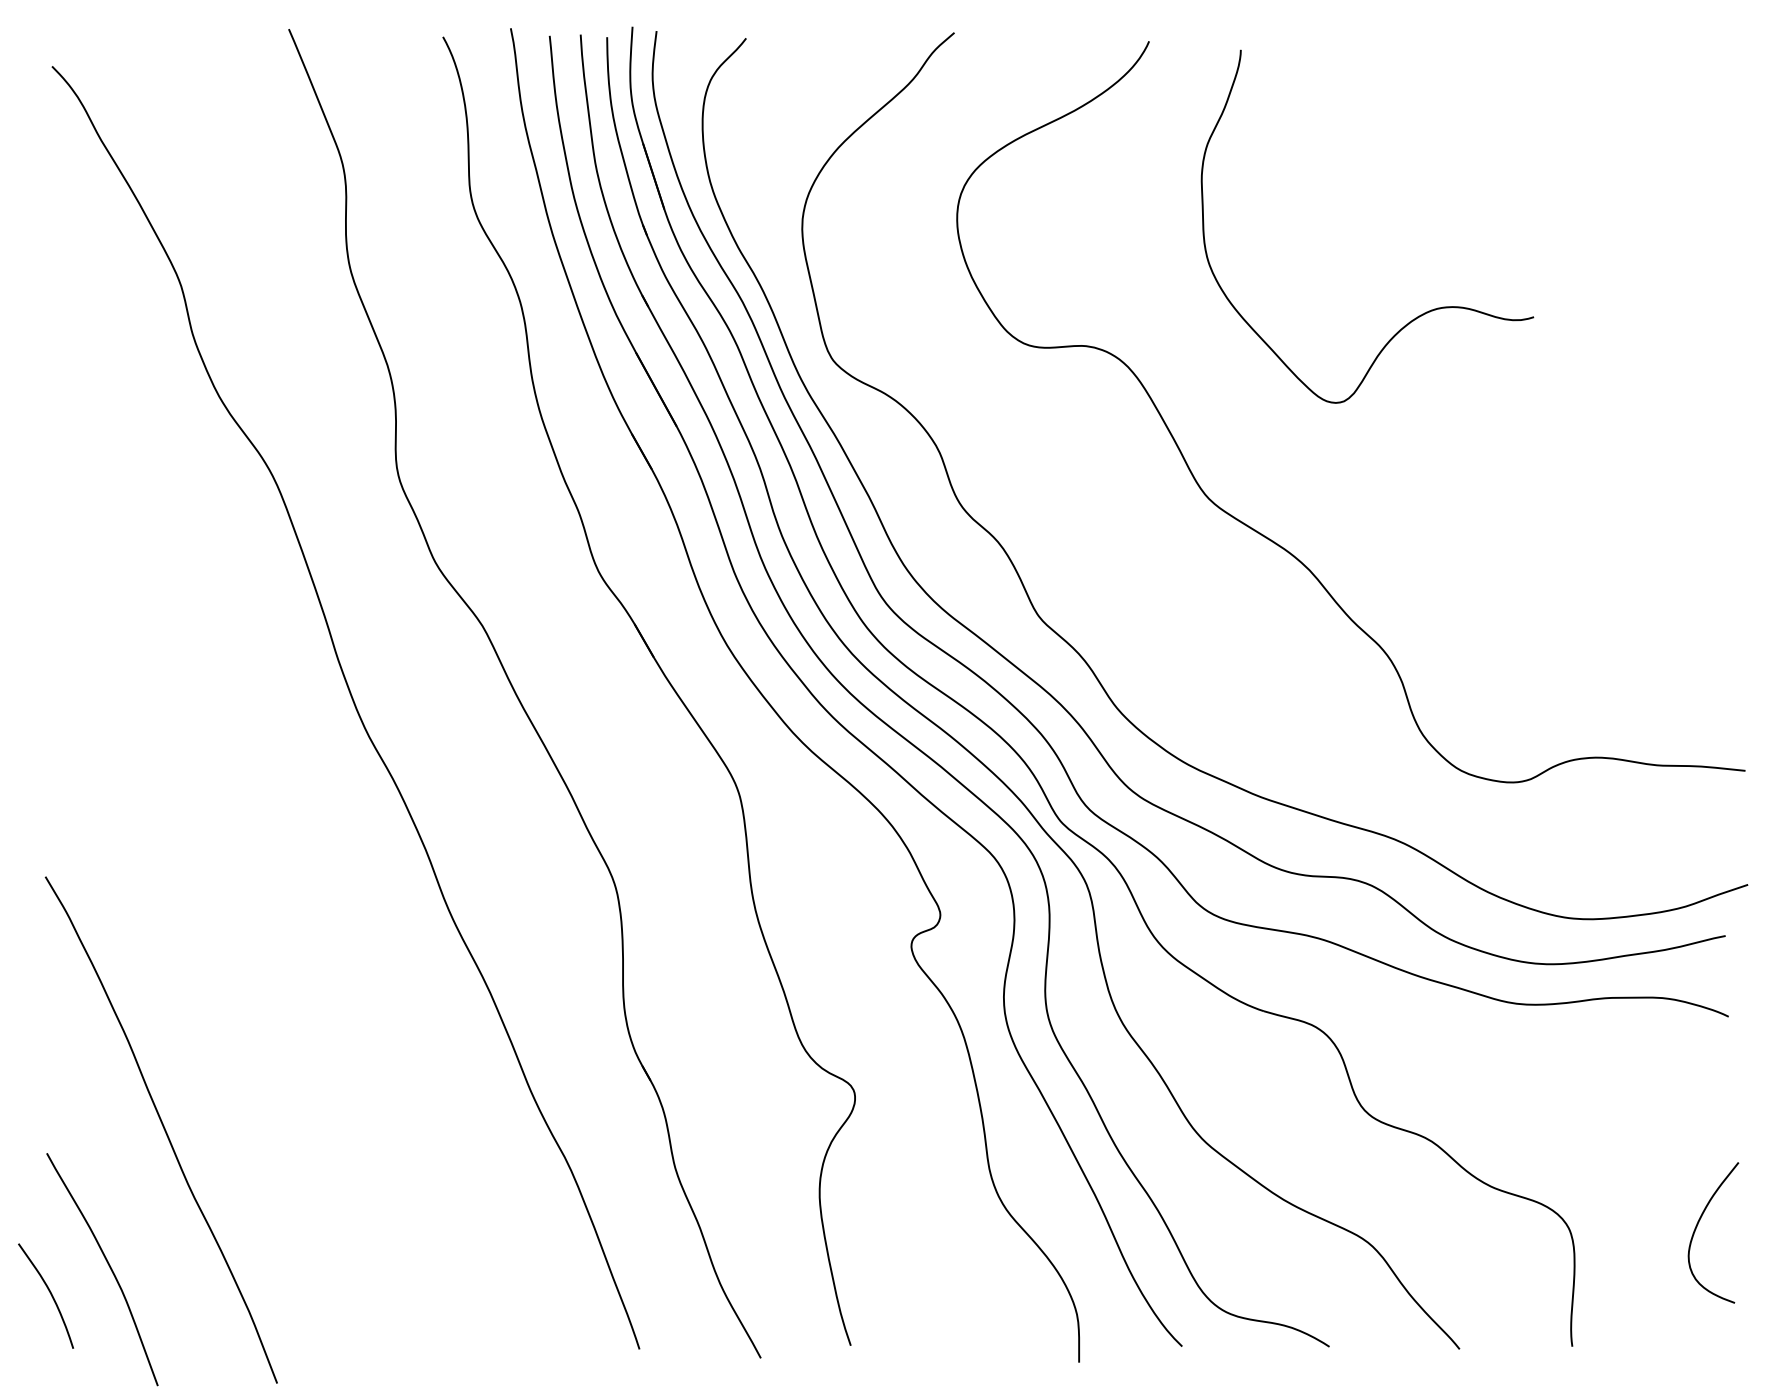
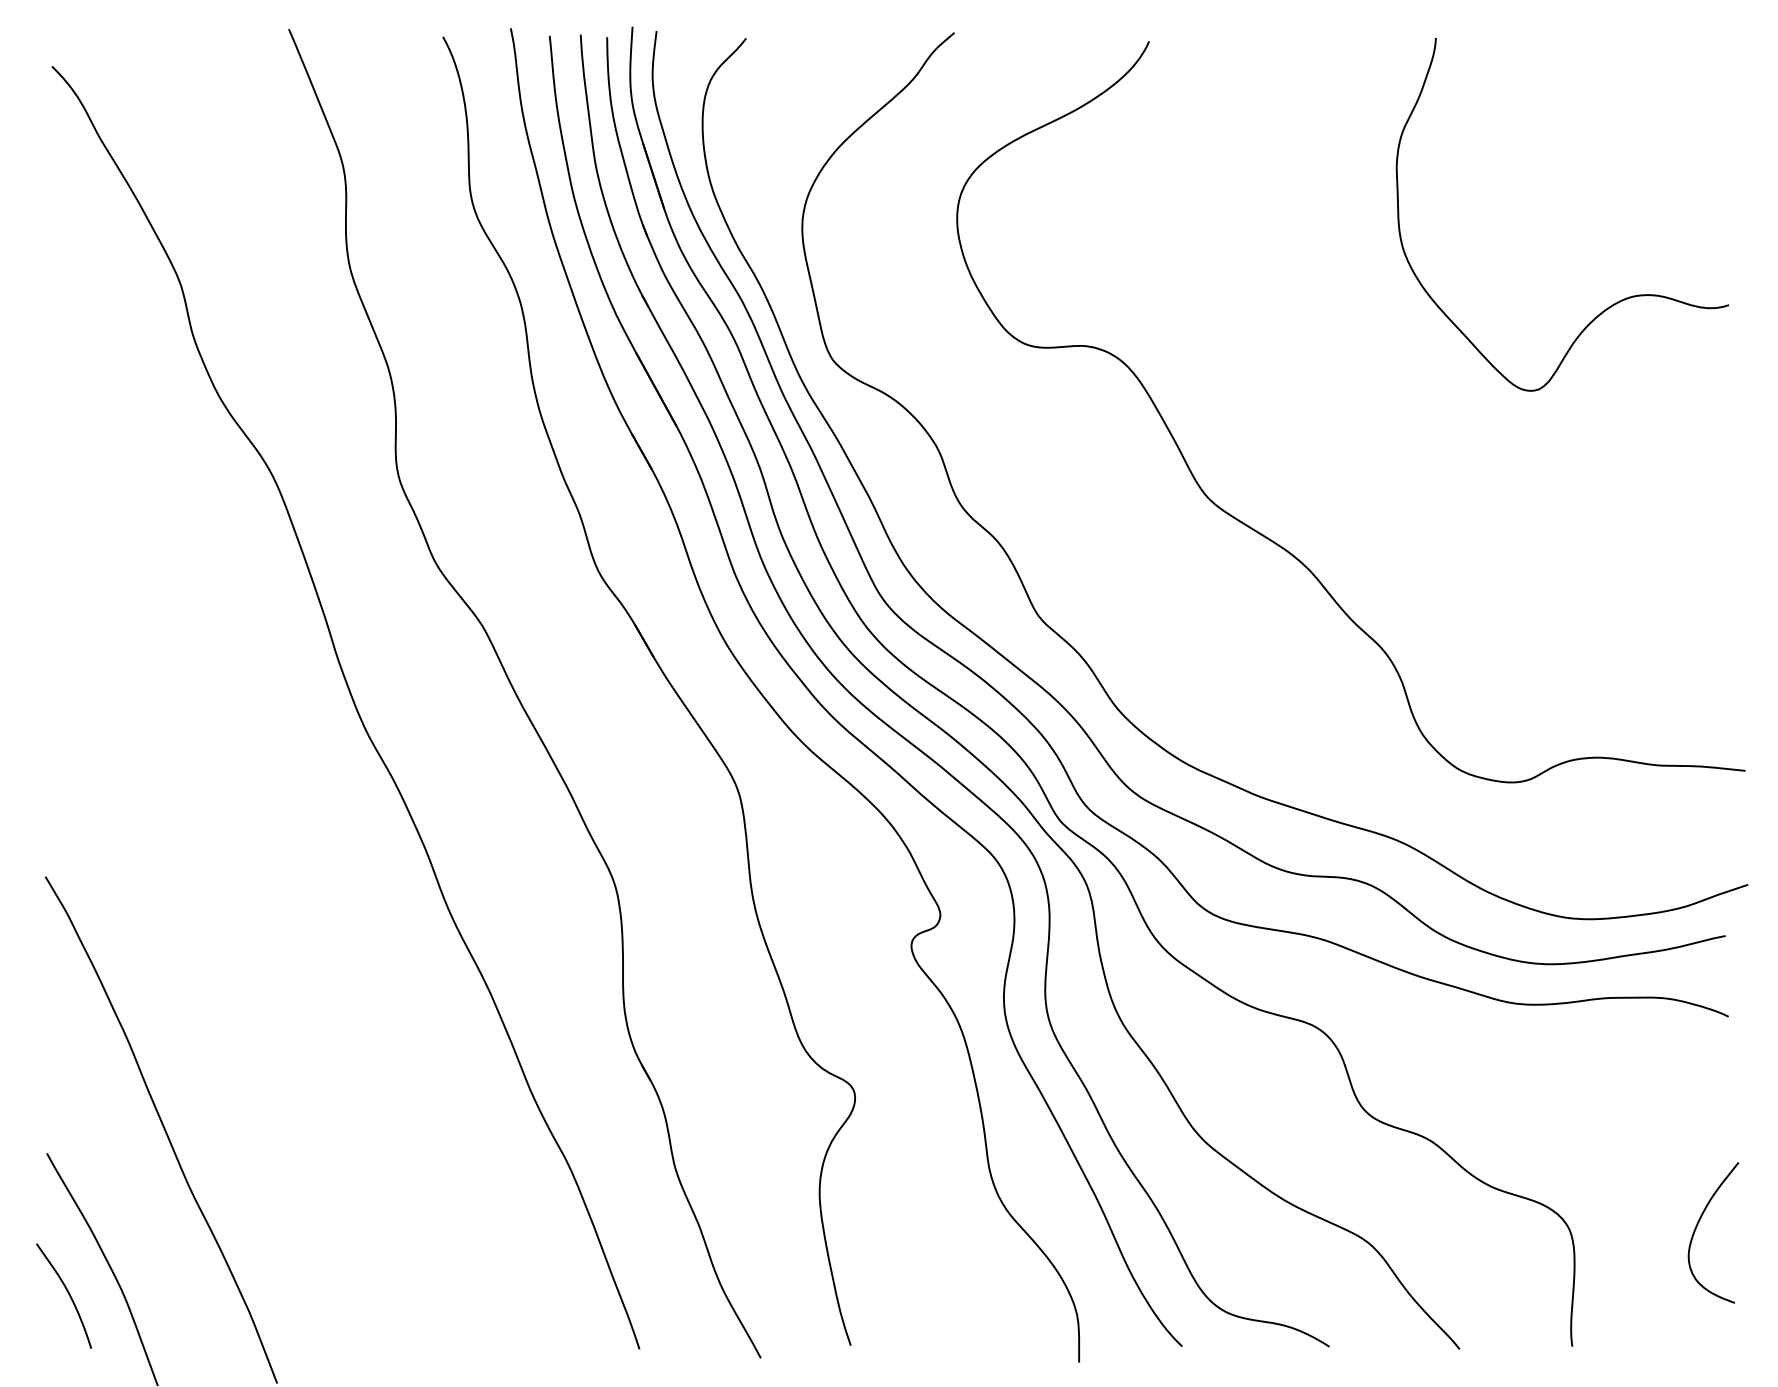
curve position: (1418, 315) -> (1613, 303) (1613, 303)
curve position: (50, 1294) -> (68, 1294) (68, 1294)
